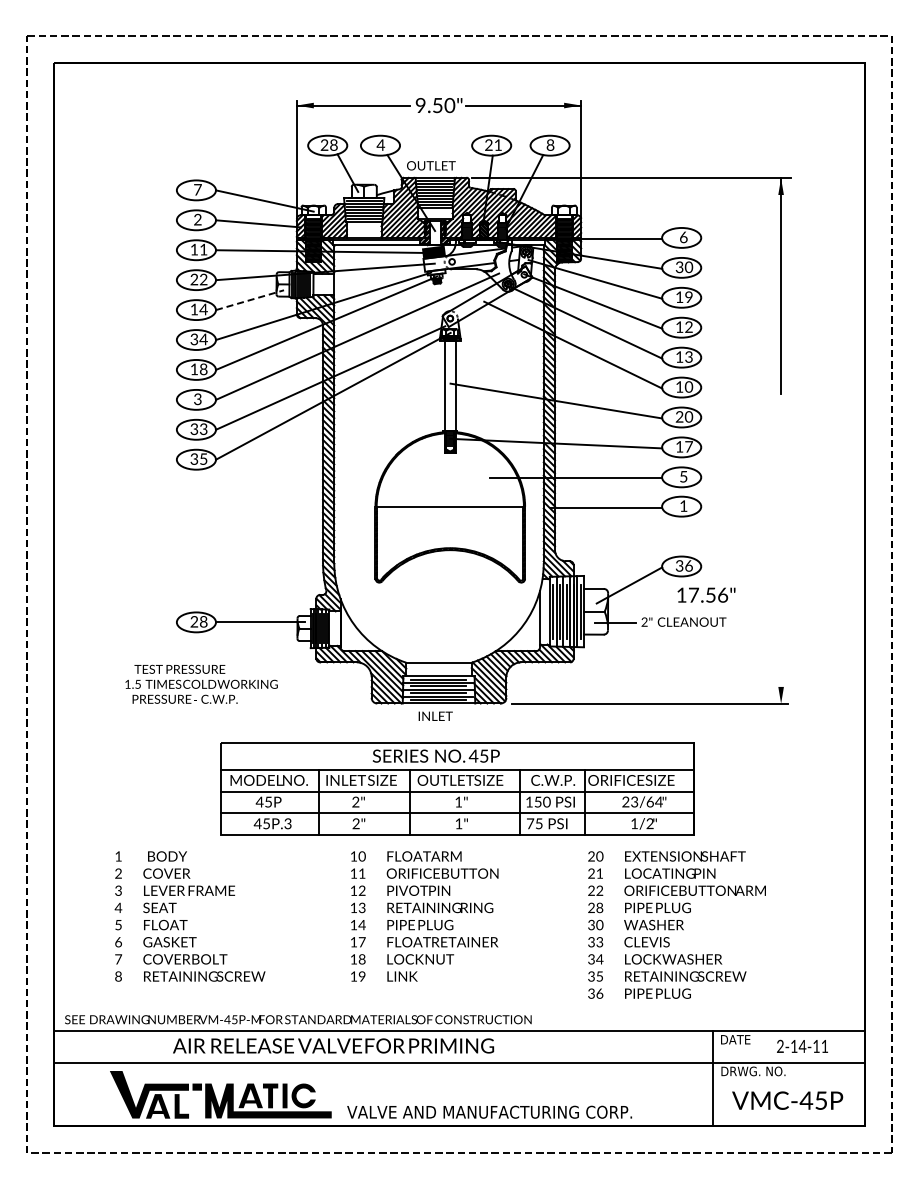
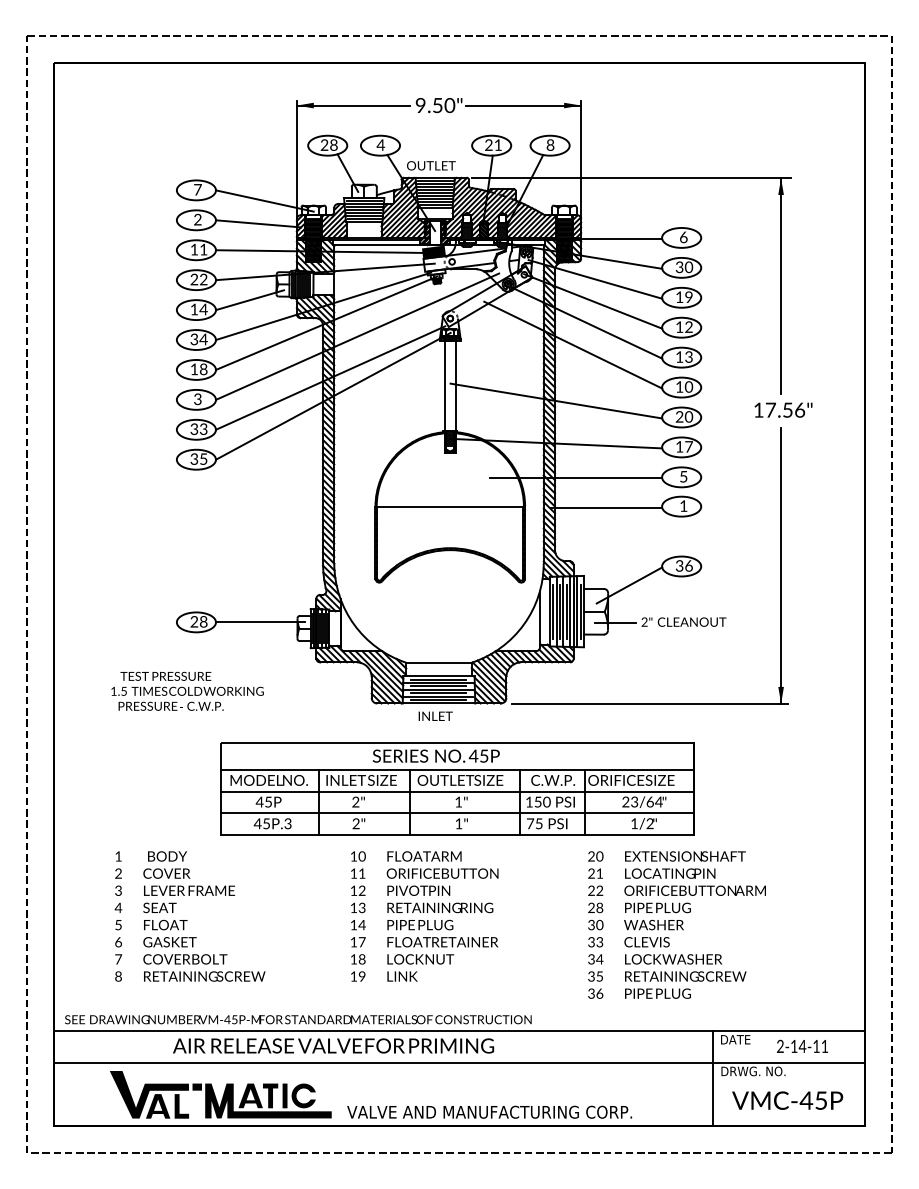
line: dashed -> solid (250, 300)
line: none -> present (781, 565)
text position: (706, 594) -> (783, 409) (783, 409)
text position: (201, 683) -> (187, 690) (187, 690)
